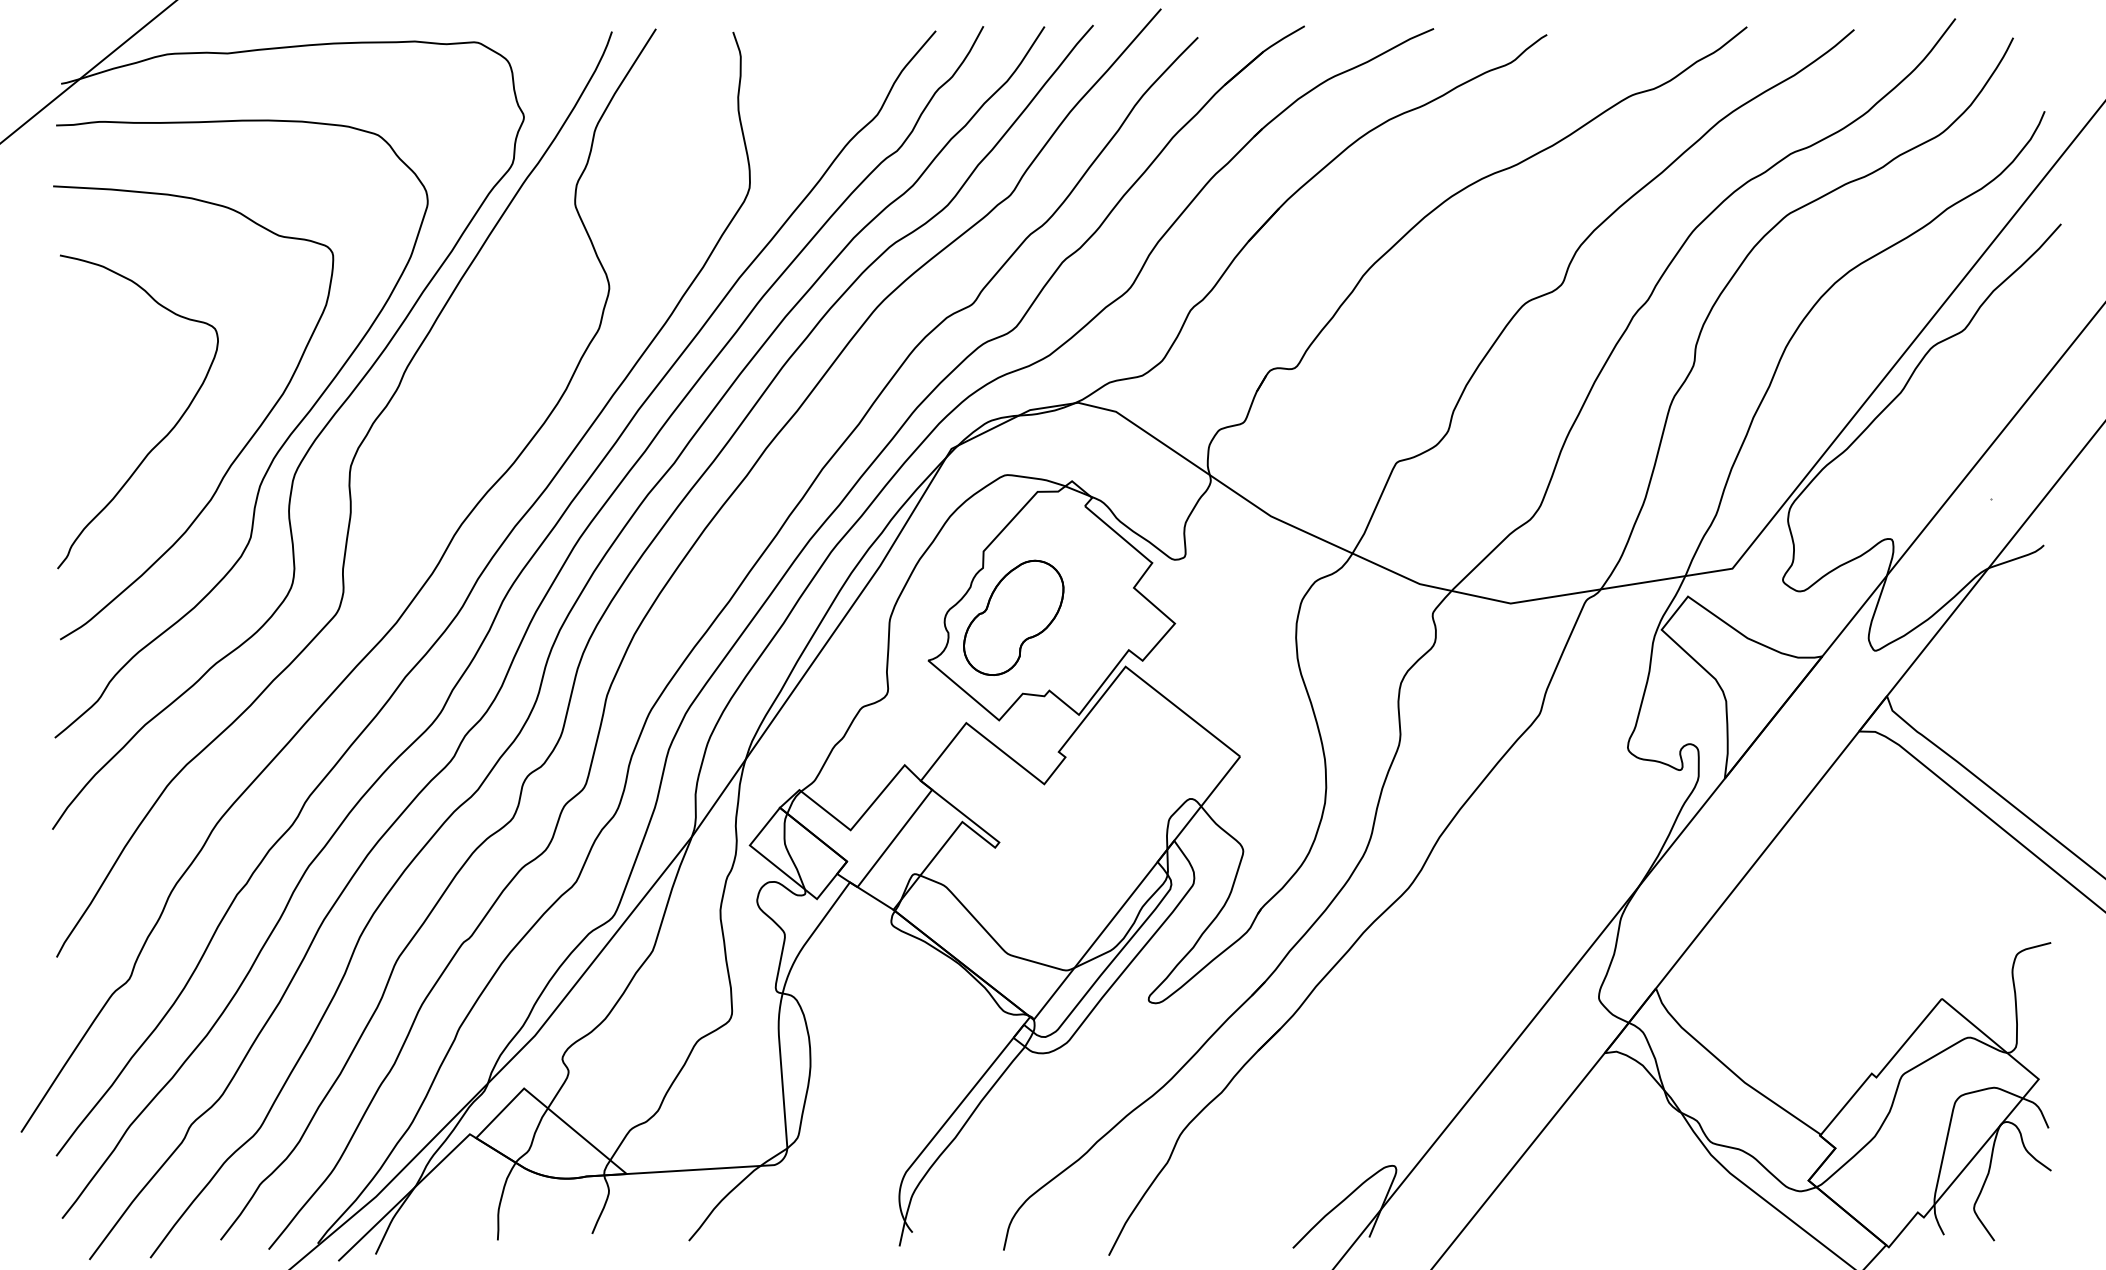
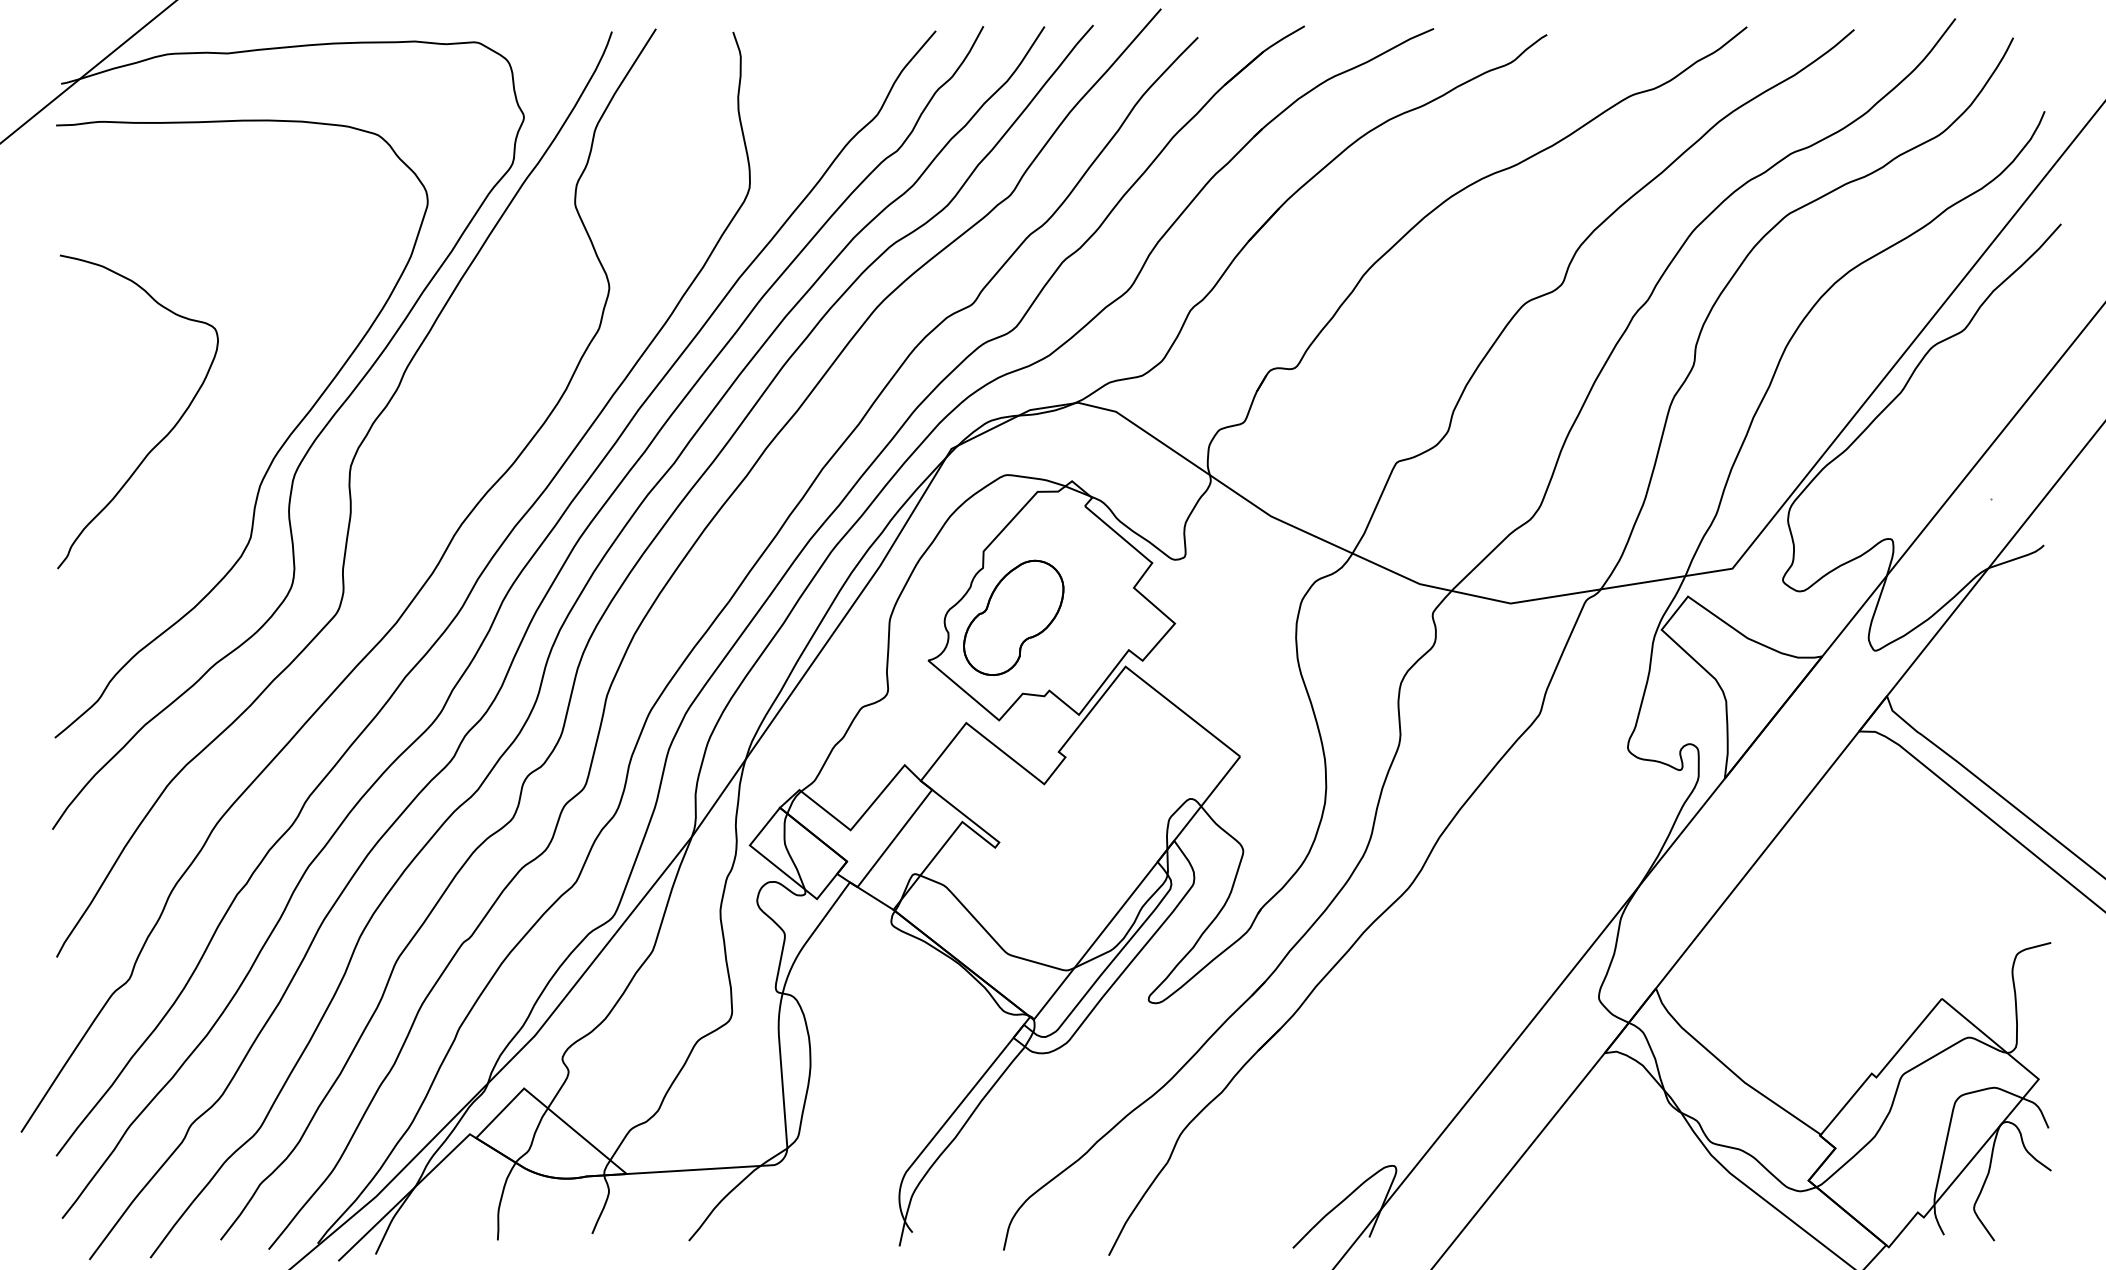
curve: present -> none (241, 449)
